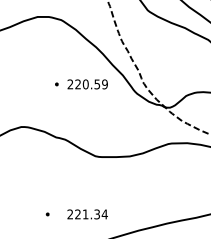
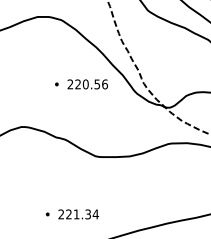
text: 220.59 -> 220.56 (104, 84)
text position: (87, 214) -> (78, 214) (78, 214)
